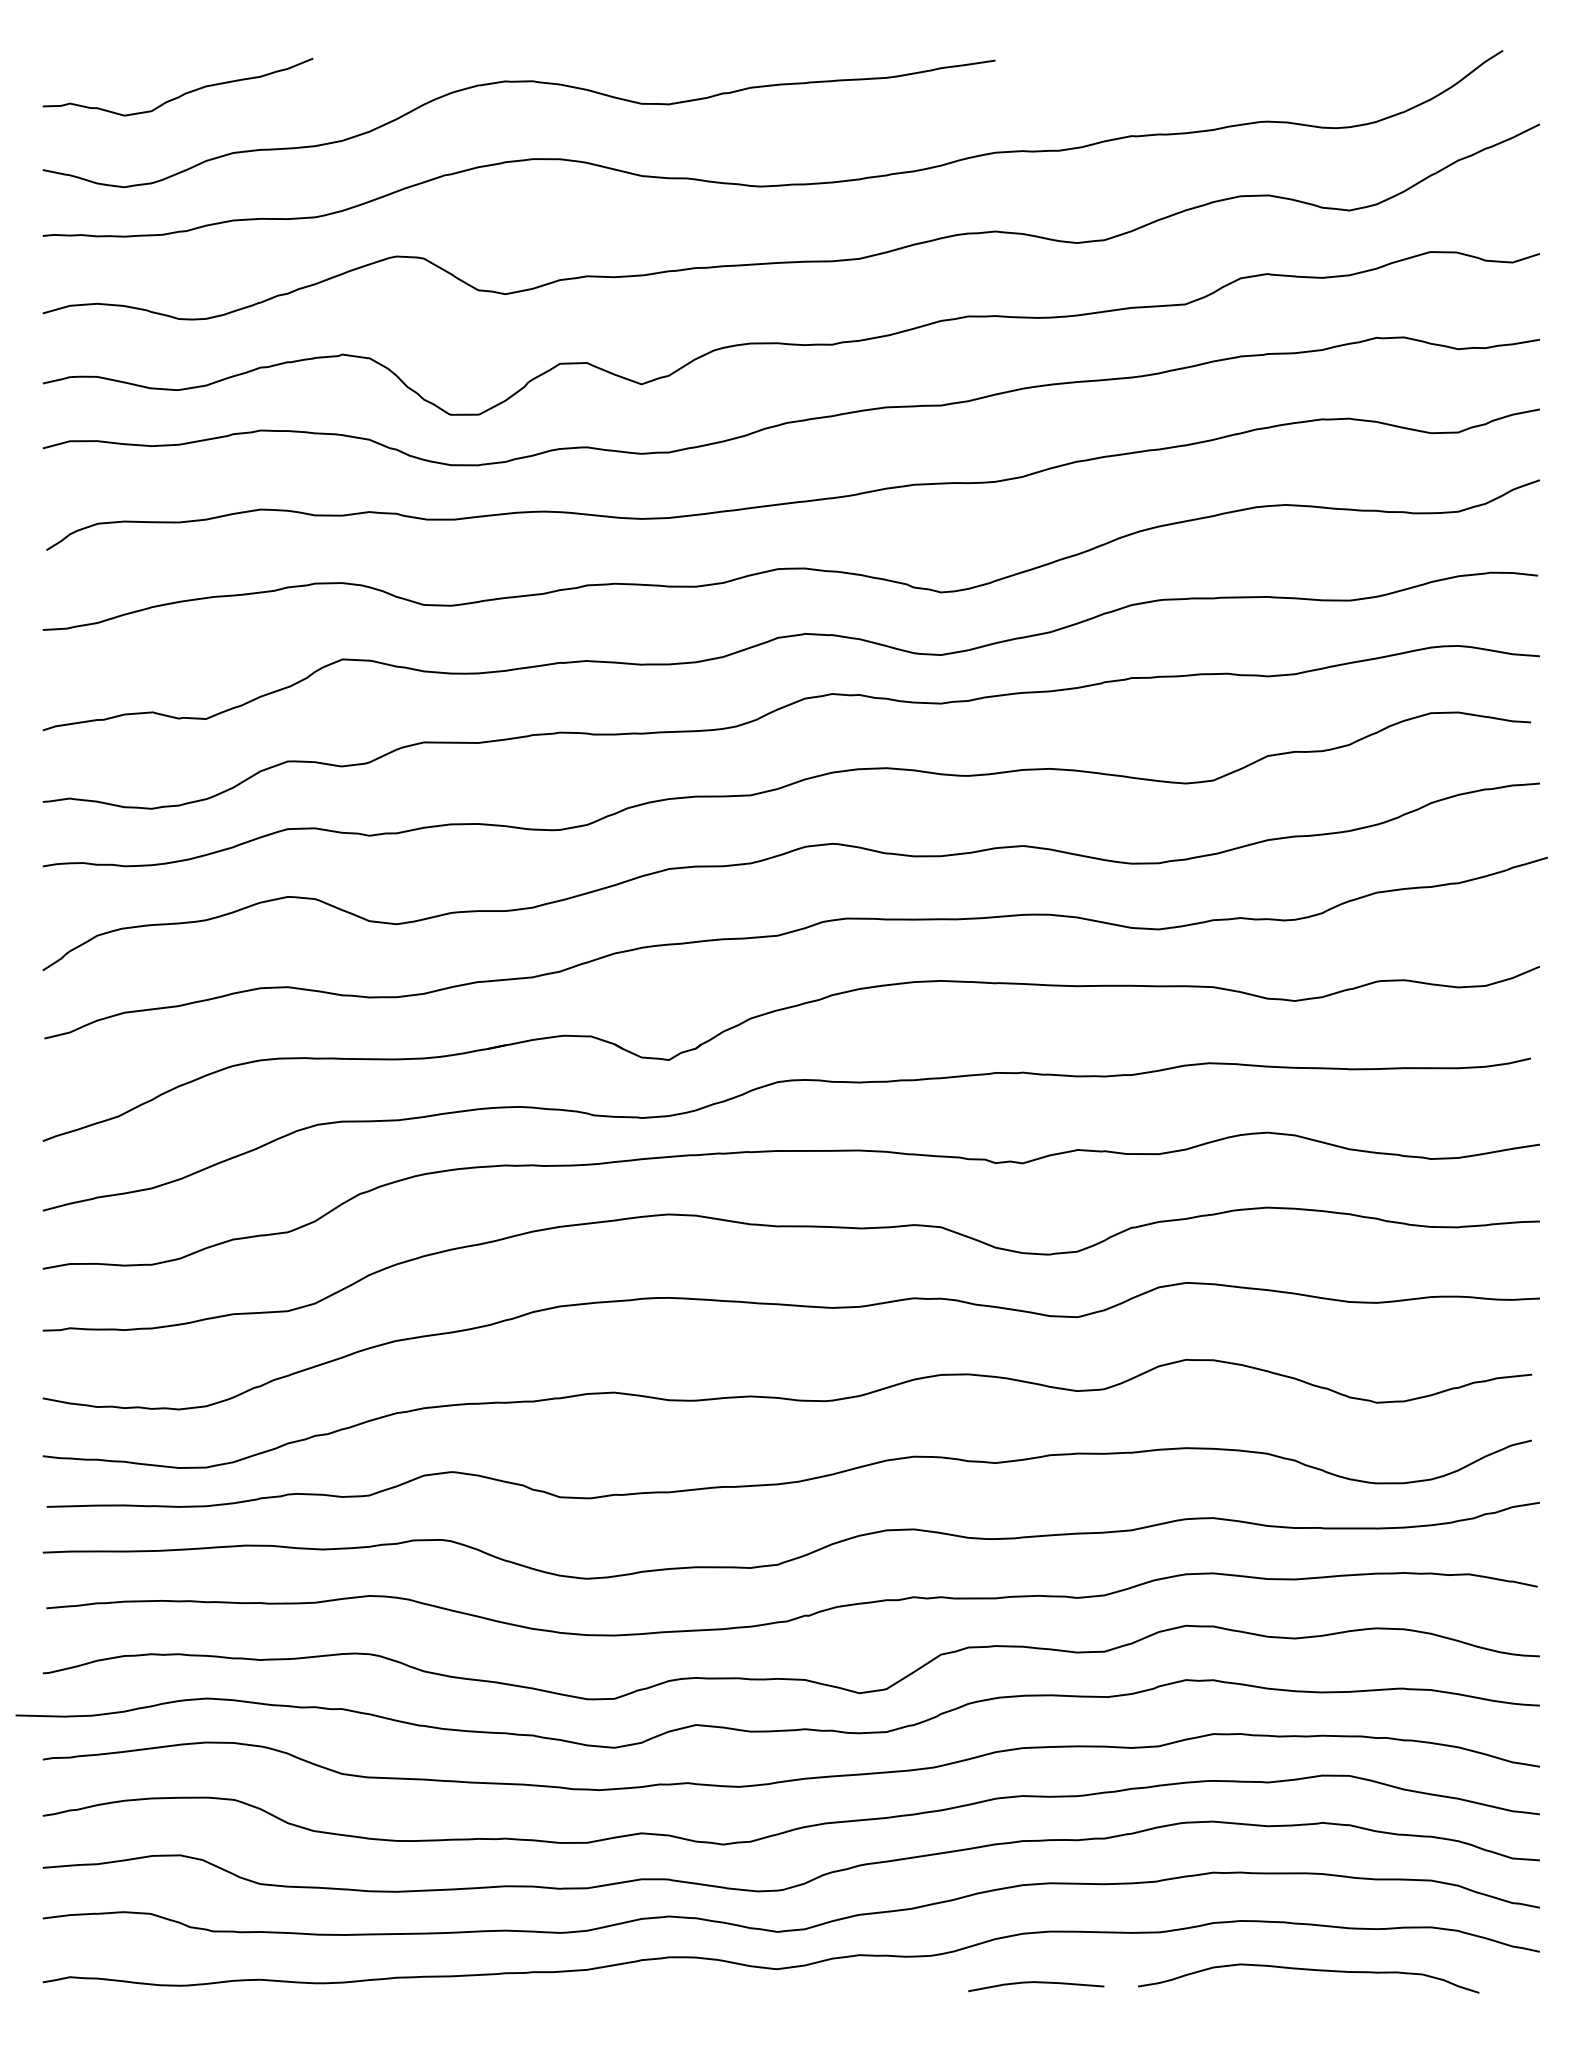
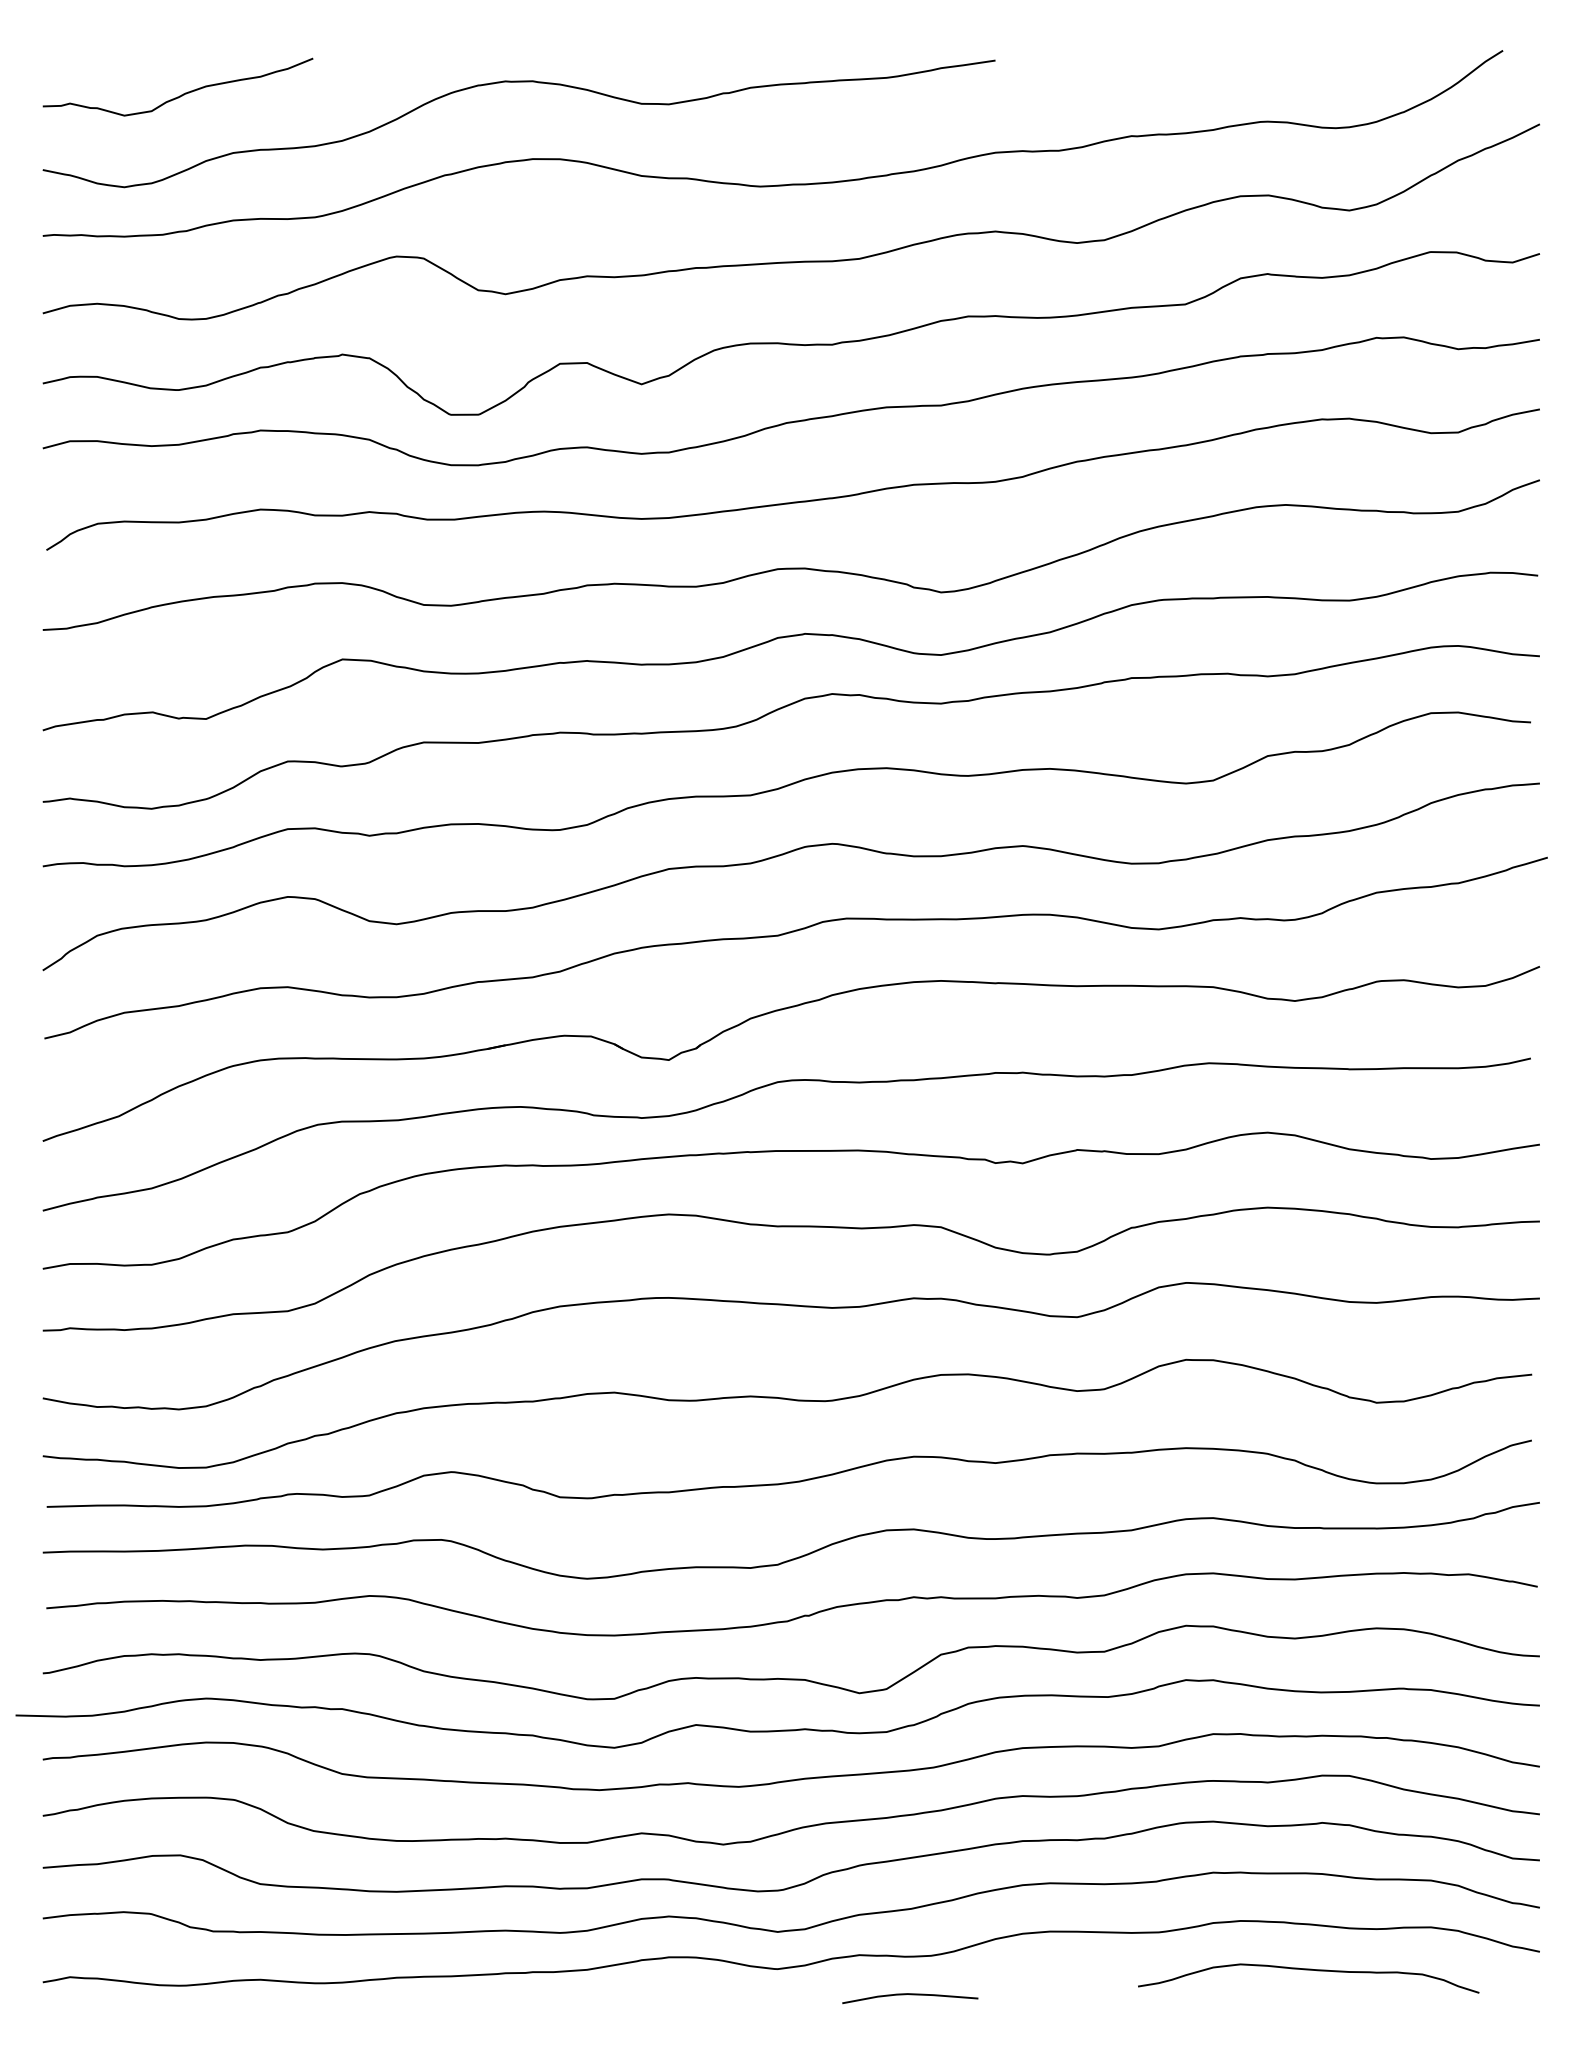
curve position: (1036, 1983) -> (910, 1995) (910, 1995)
